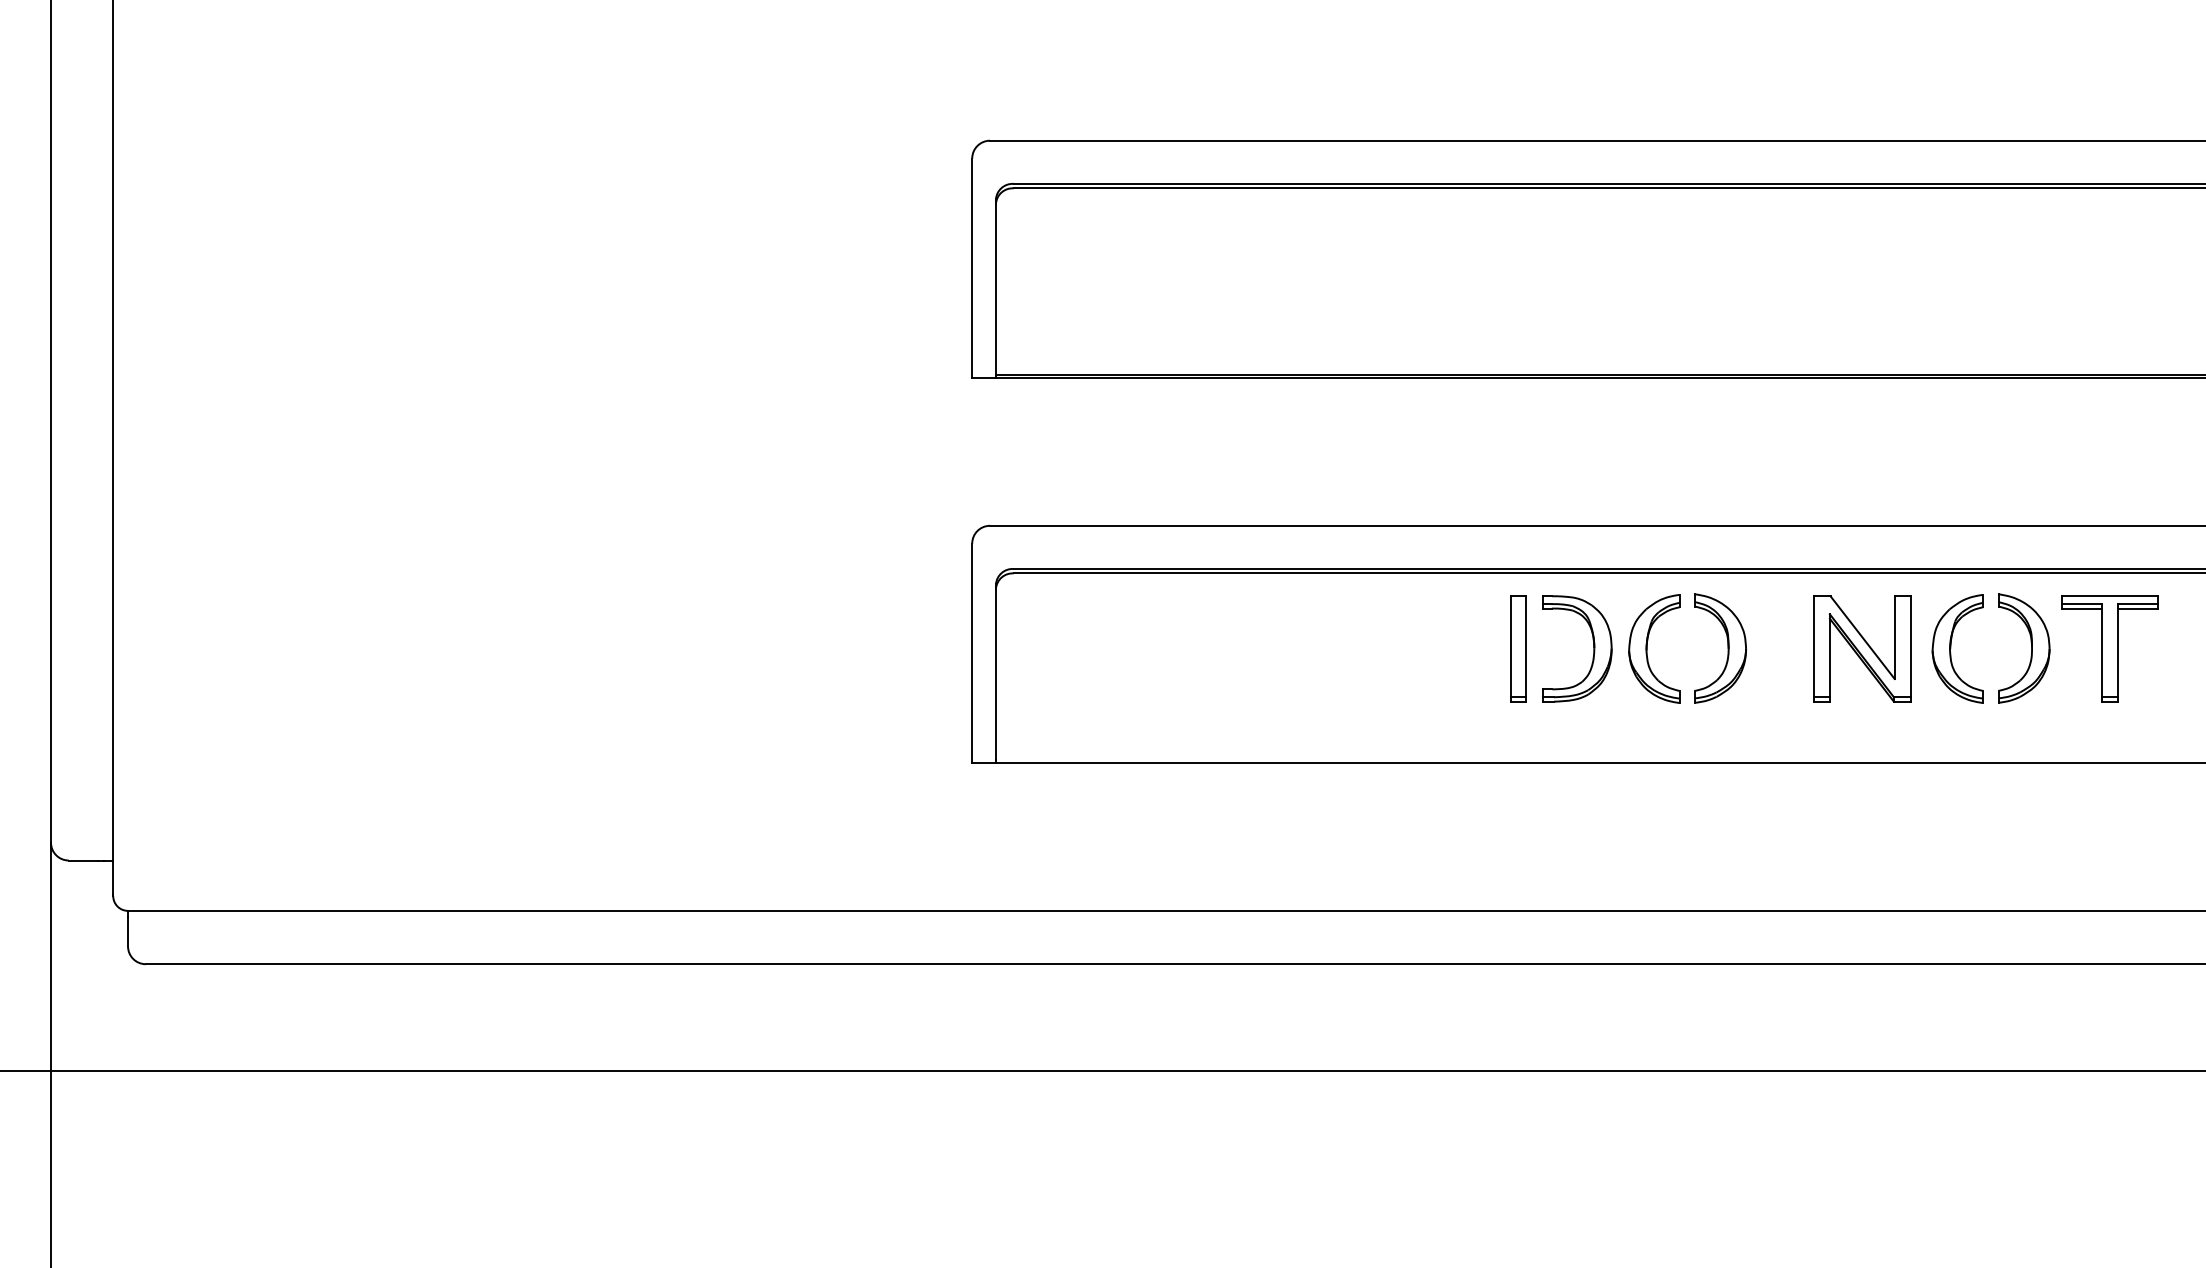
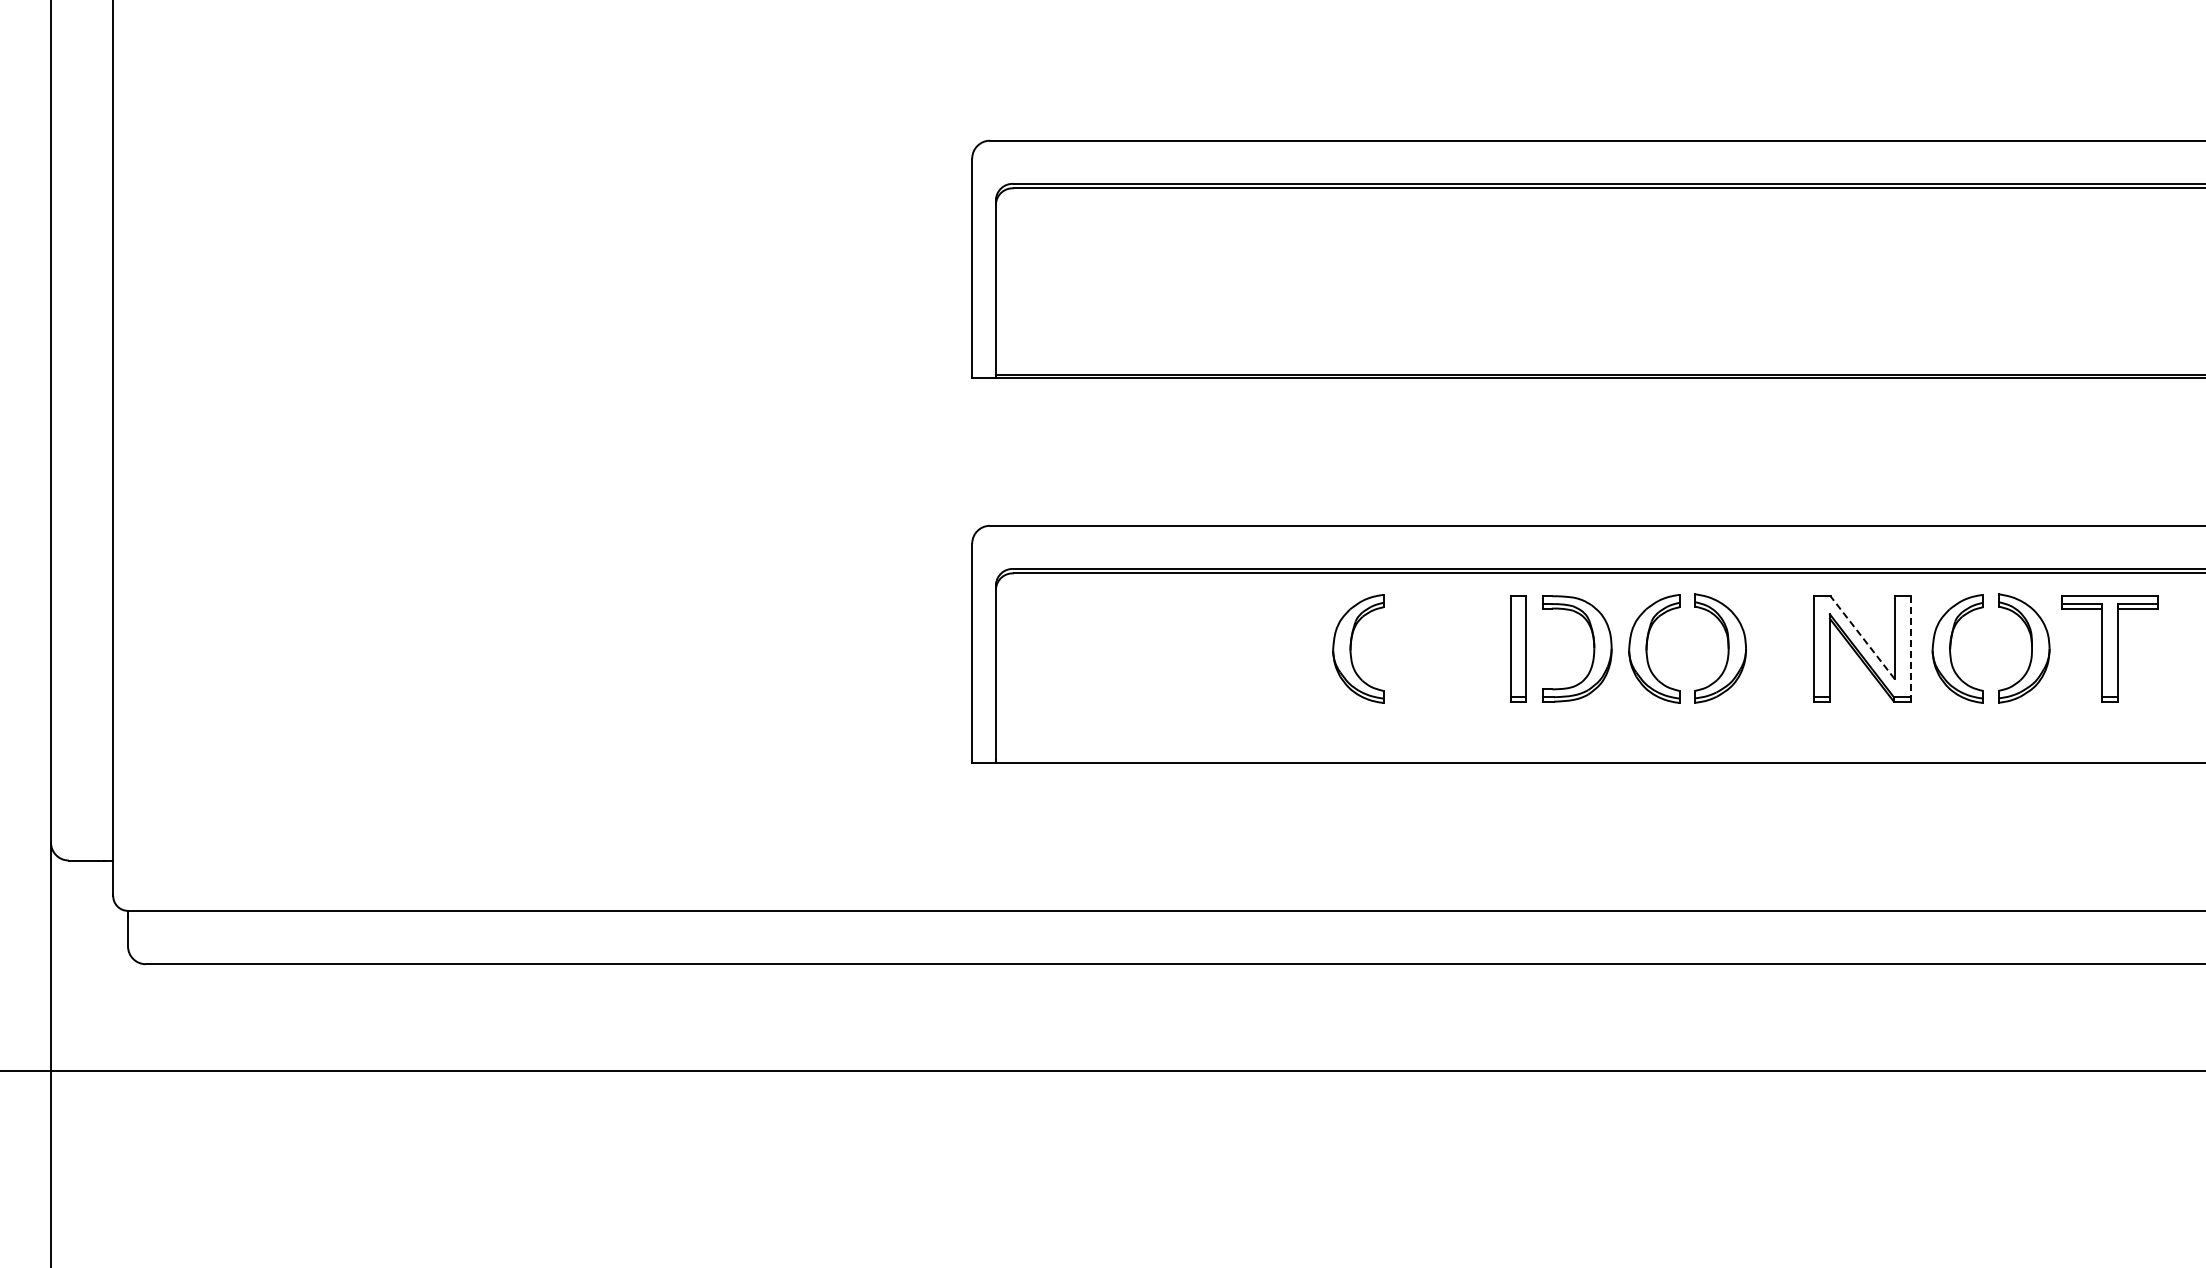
line: solid -> dashed (1862, 637)
part: none -> present (1351, 648)
line: solid -> dashed (1910, 648)
